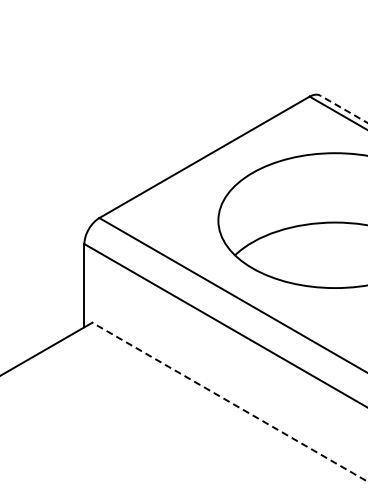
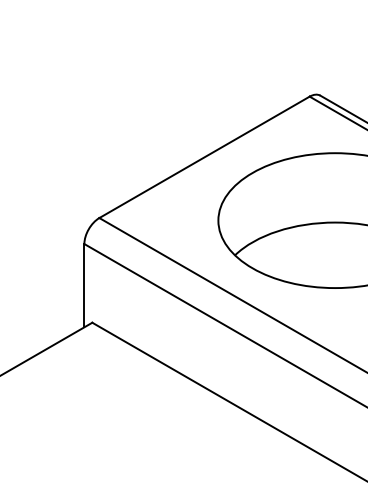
line: dashed -> solid (343, 109)
line: dashed -> solid (230, 402)
